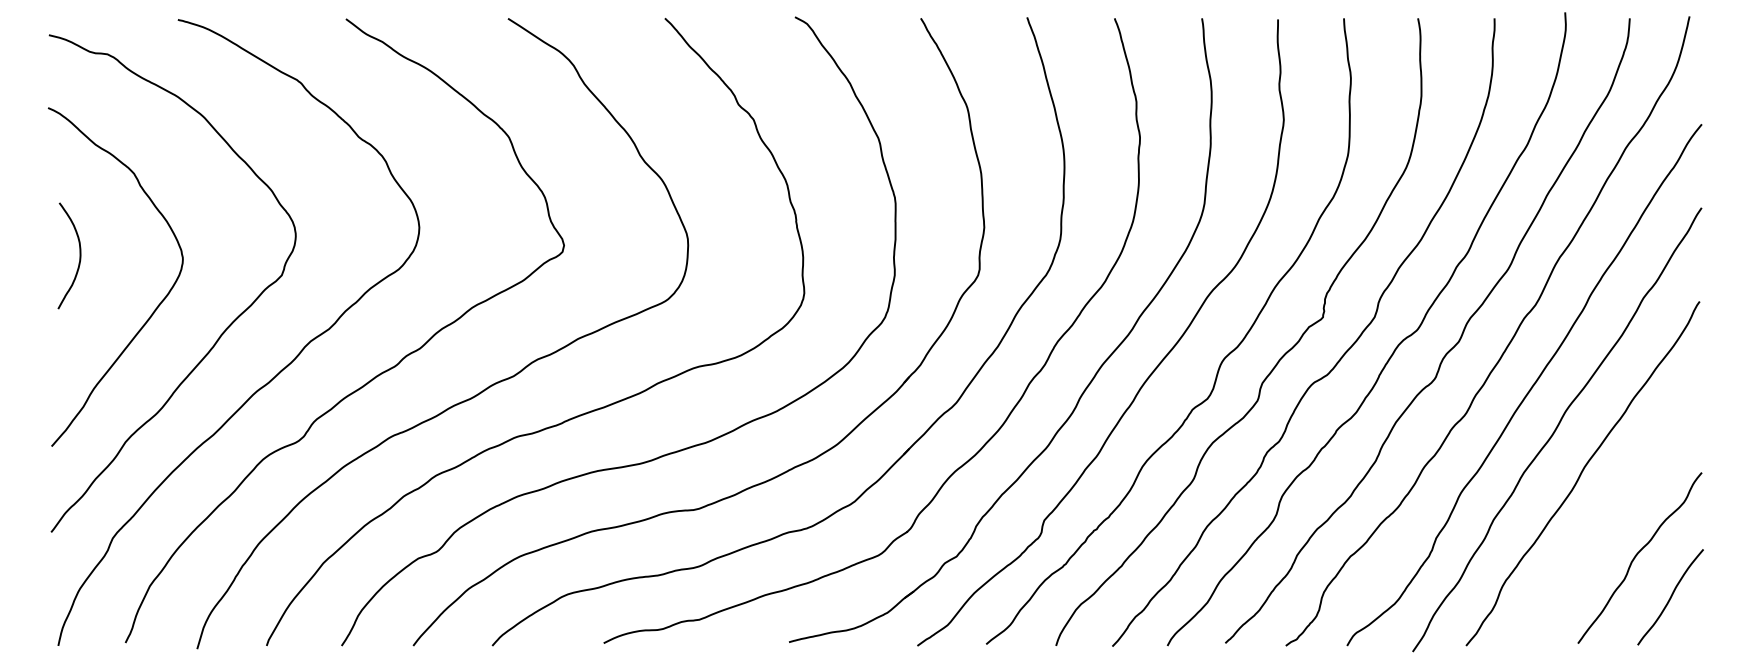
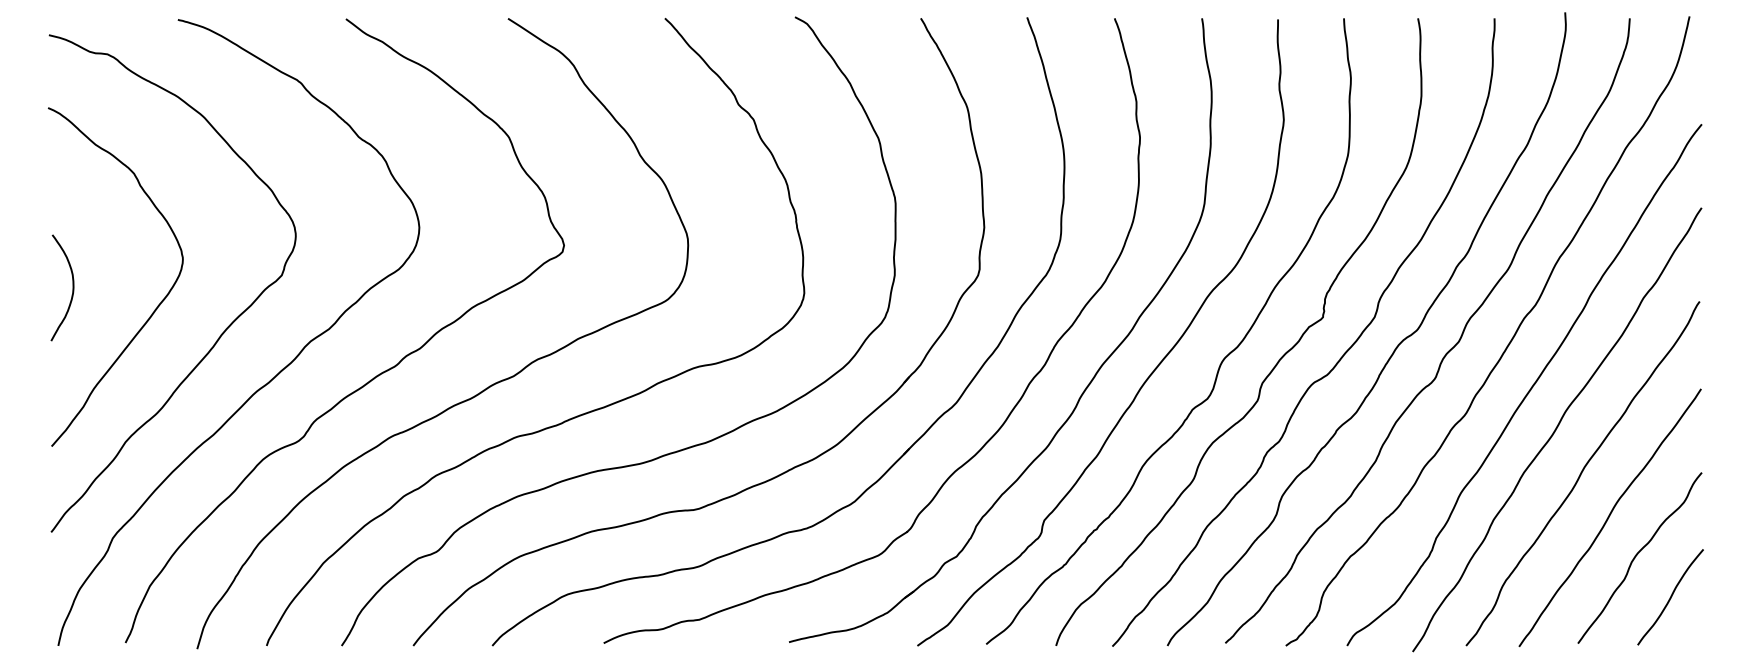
curve position: (79, 255) -> (72, 287) (72, 287)
curve: none -> present (1609, 517)
